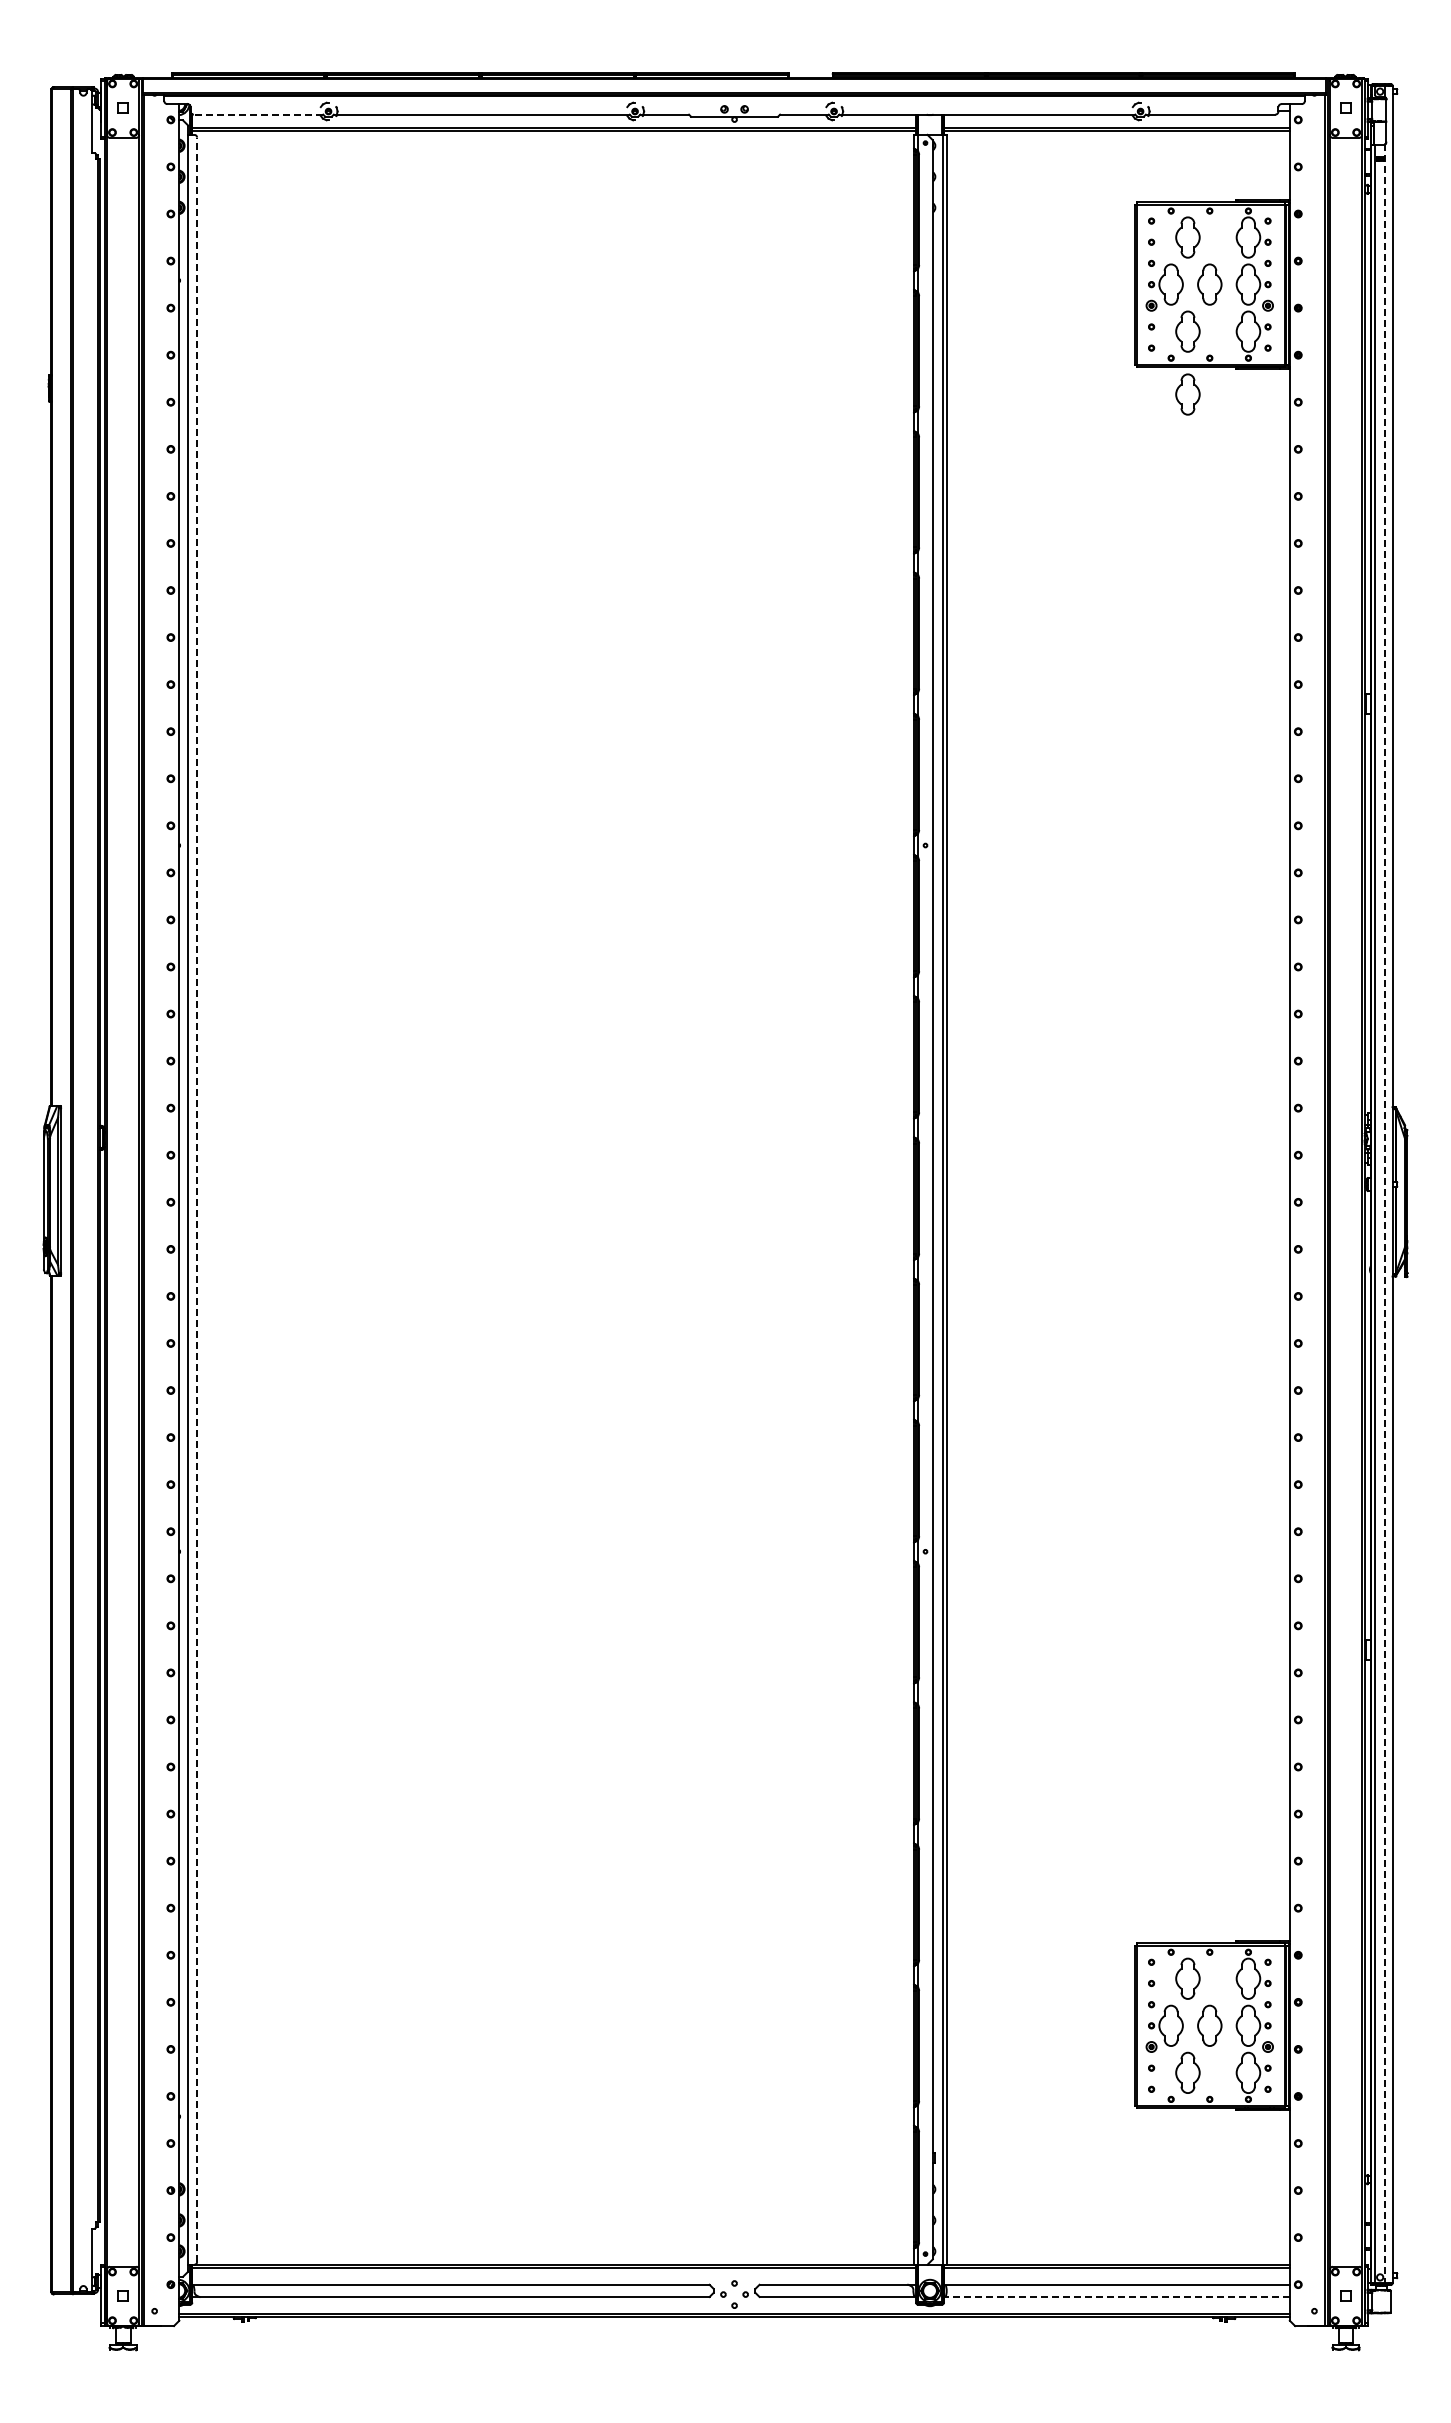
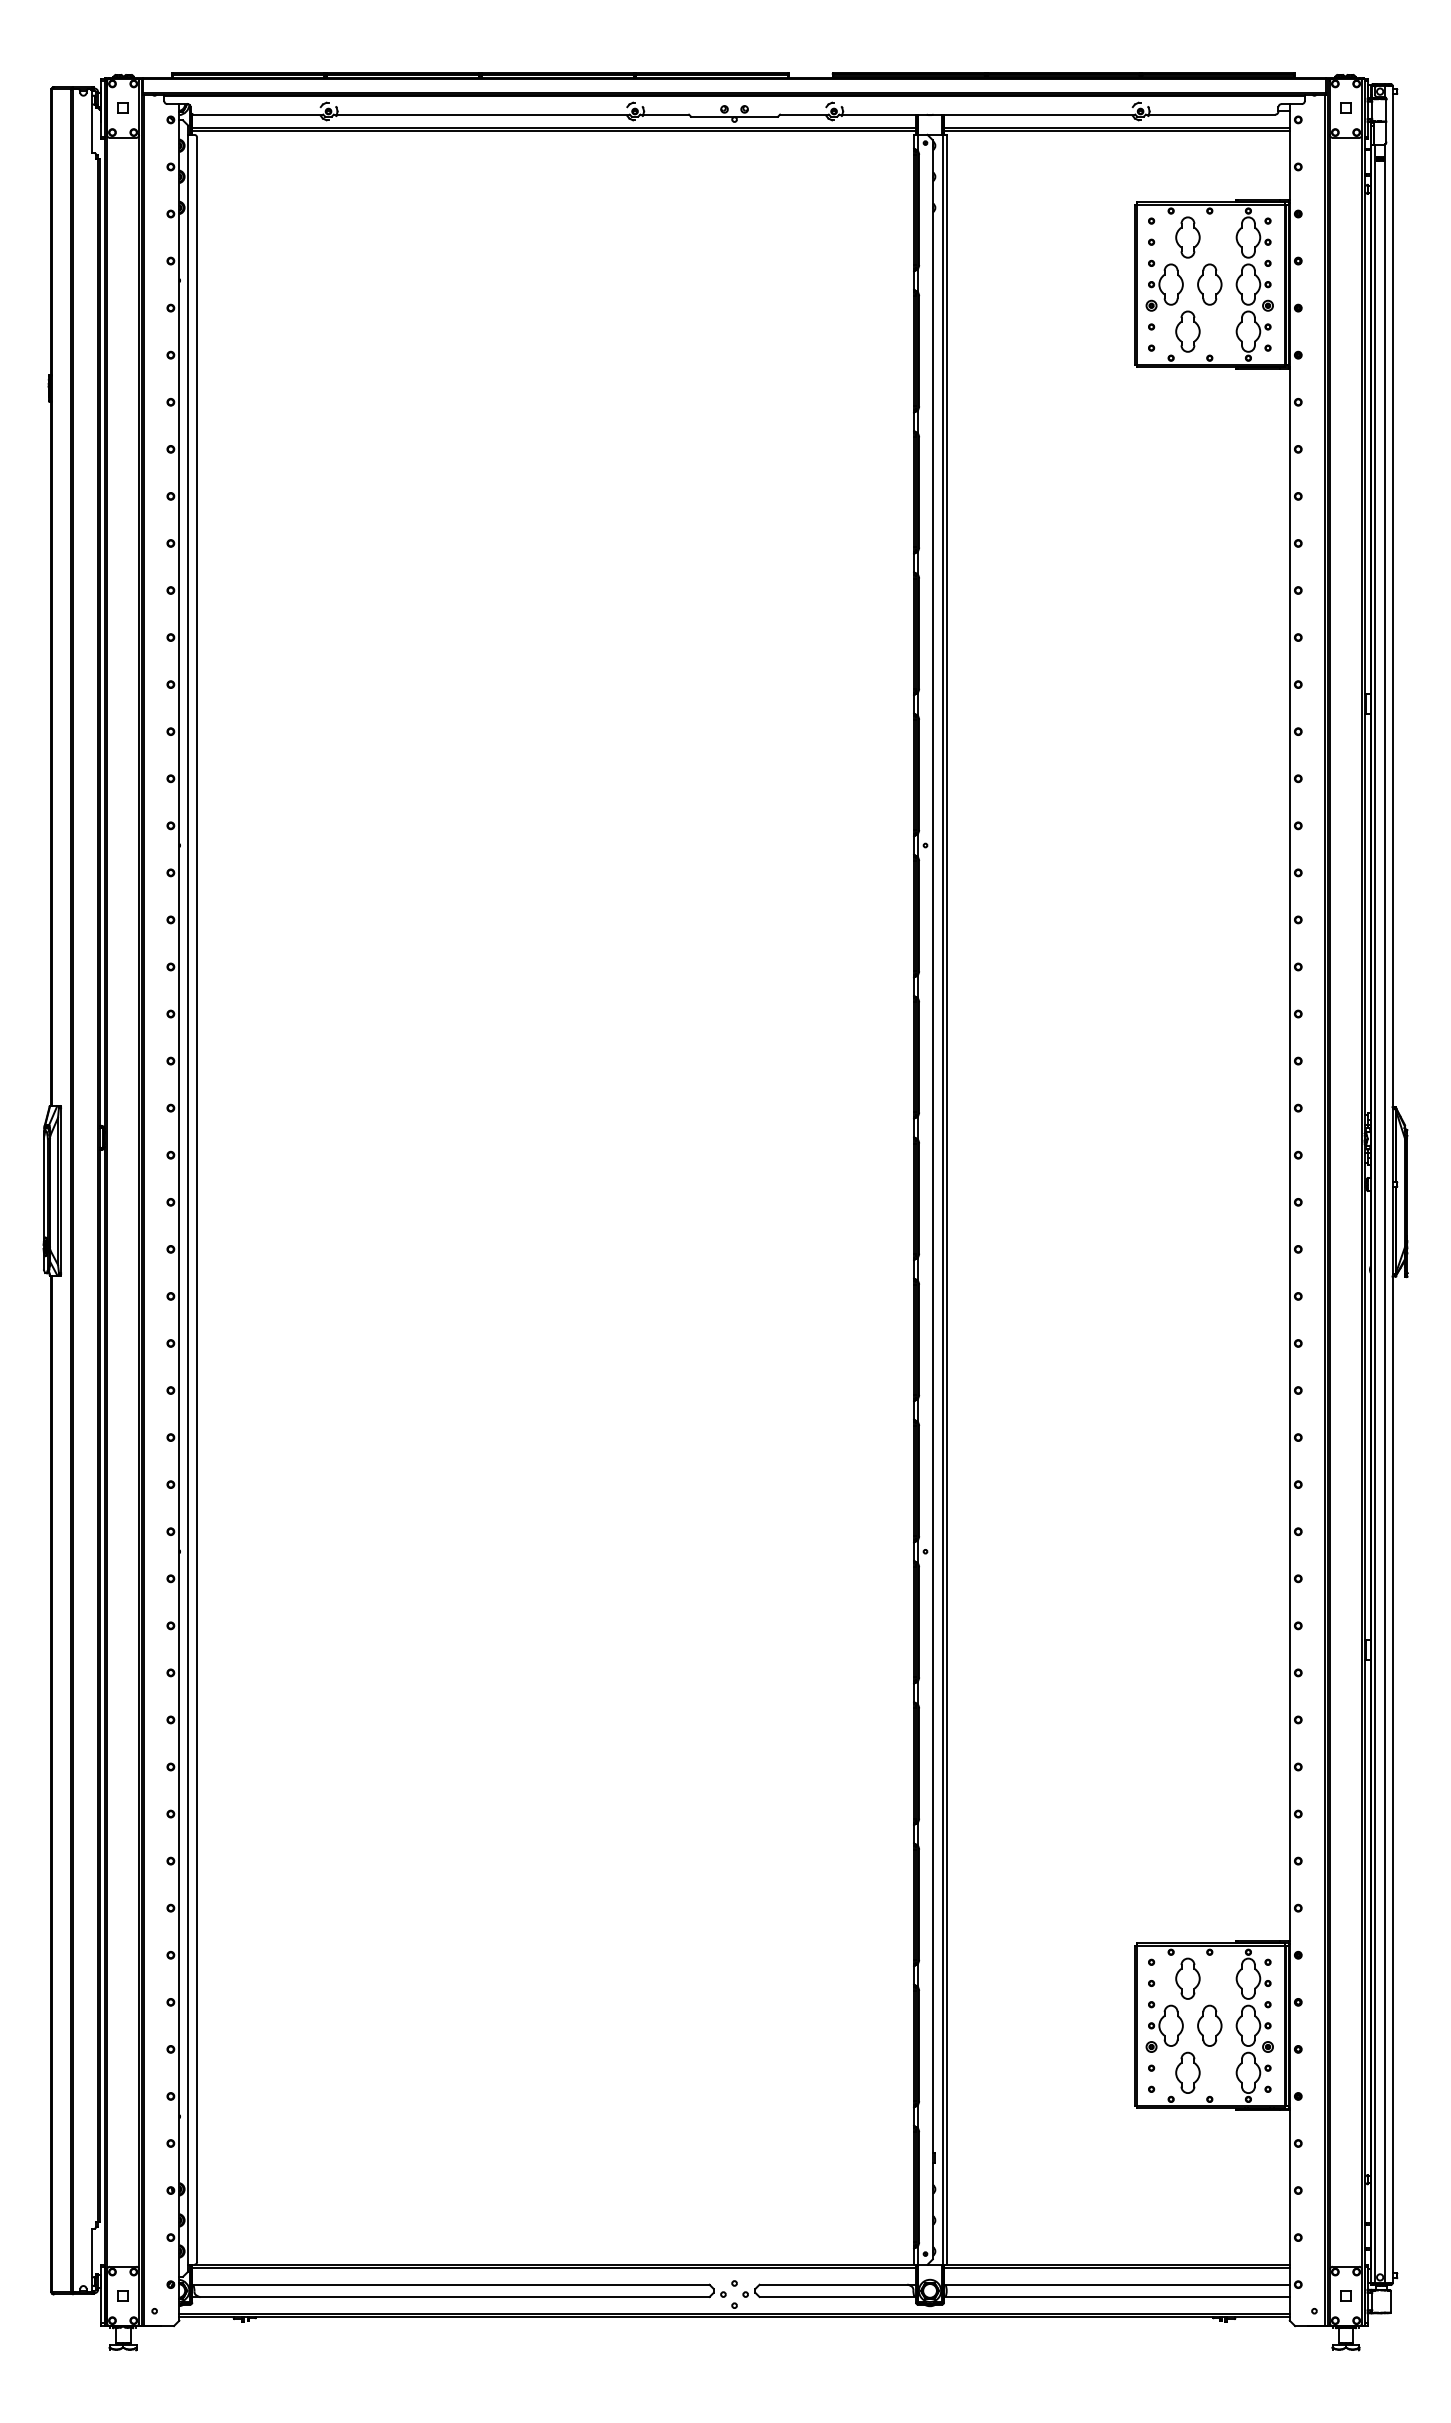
line: dashed -> solid (258, 114)
part: present -> none (1187, 394)
line: dashed -> solid (197, 1199)
line: dashed -> solid (1385, 1214)
line: dashed -> solid (1116, 2296)
